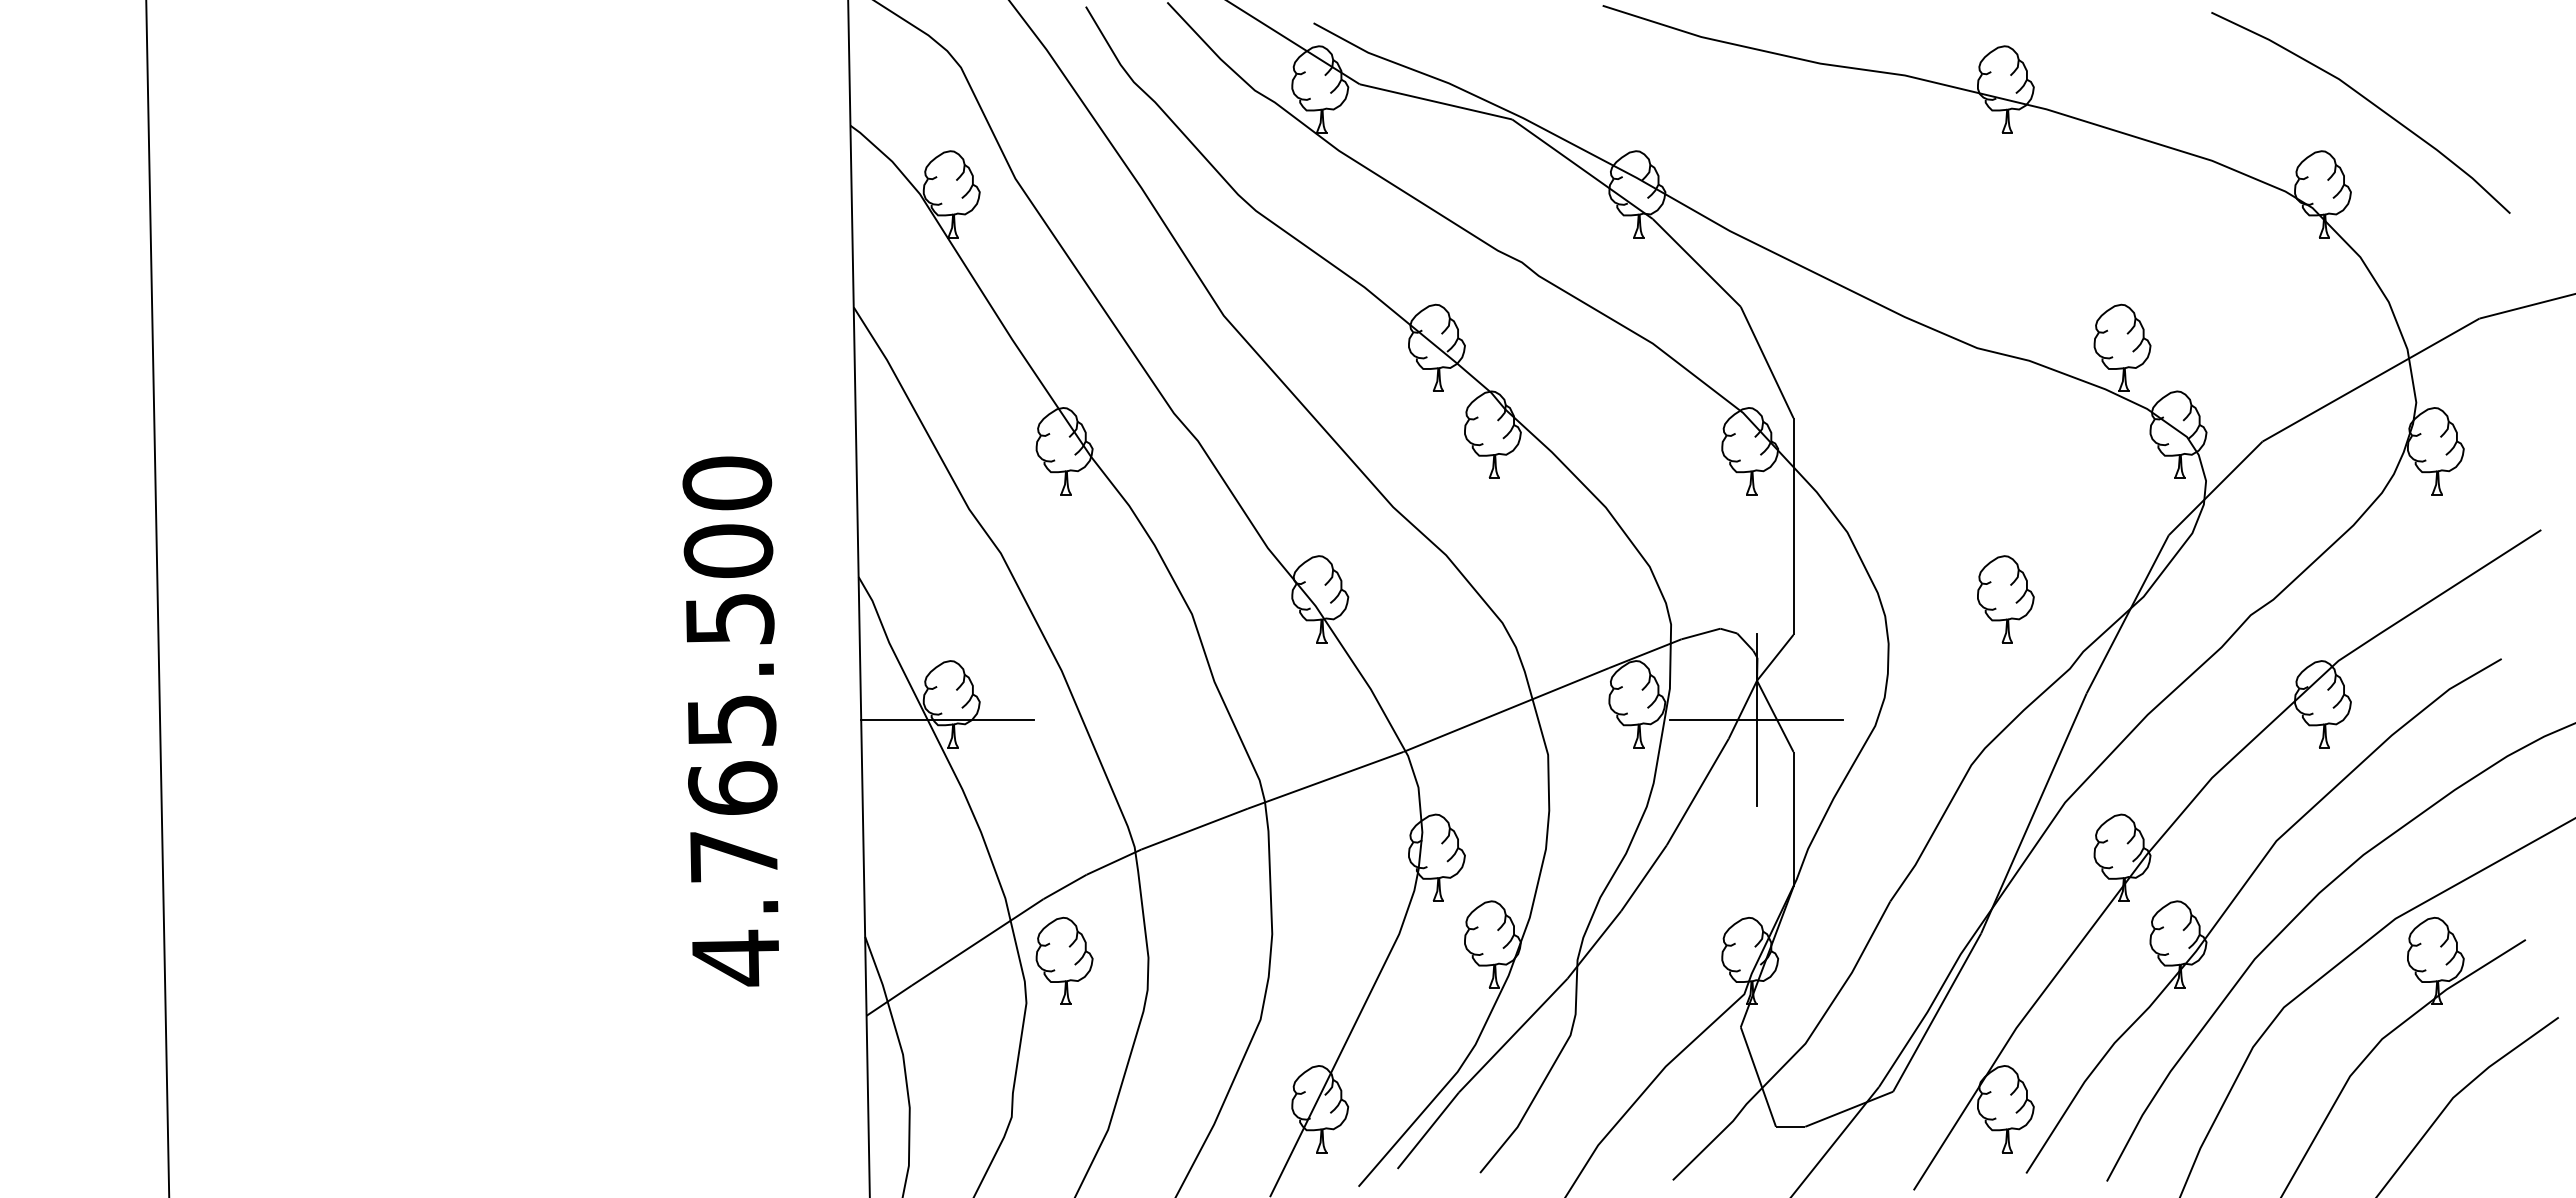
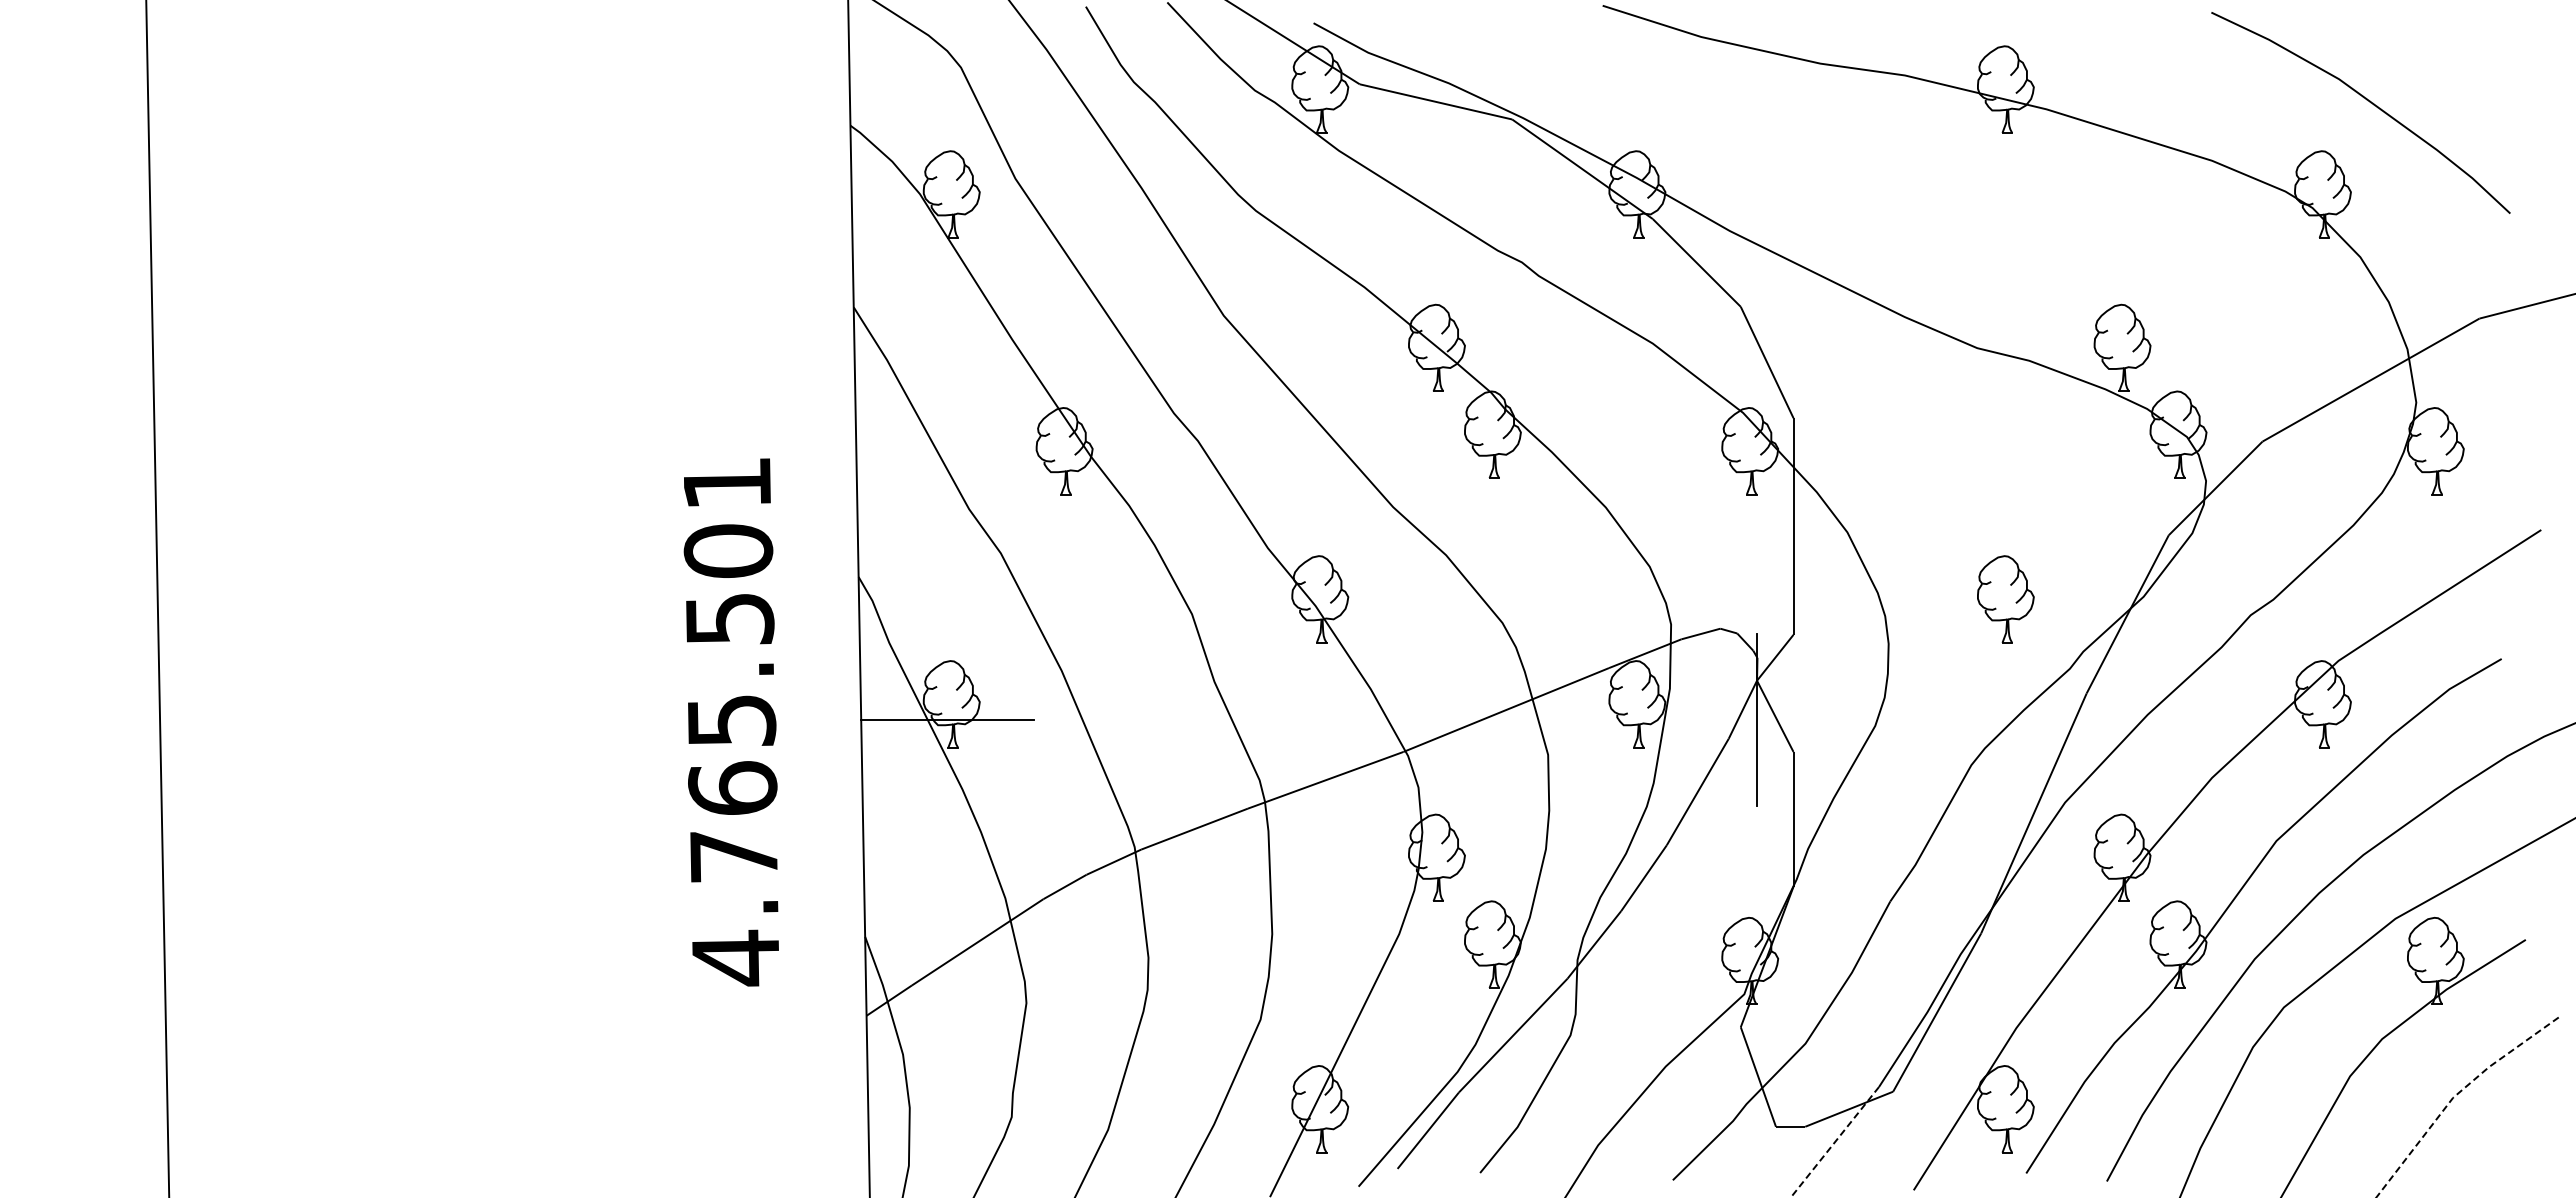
text: 4.765.500 -> 4.765.501 (727, 483)
line: present -> none (1756, 719)
part: present -> none (1064, 960)
line: solid -> dashed (2456, 1095)
line: solid -> dashed (1835, 1142)
